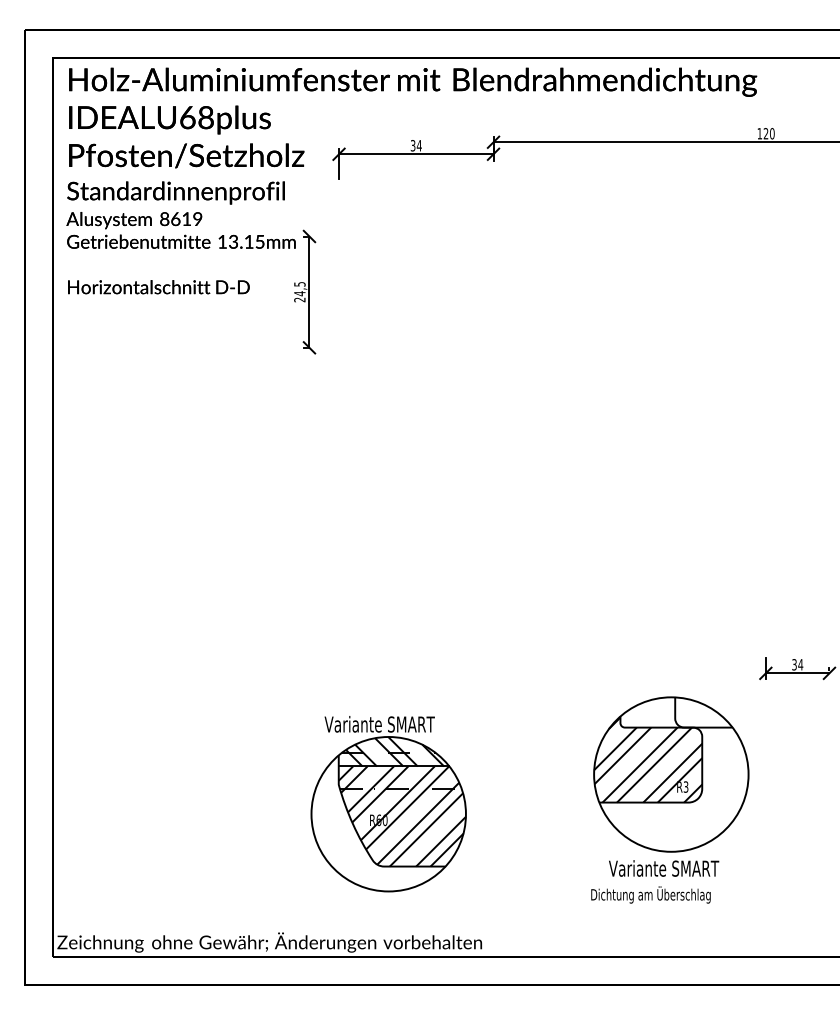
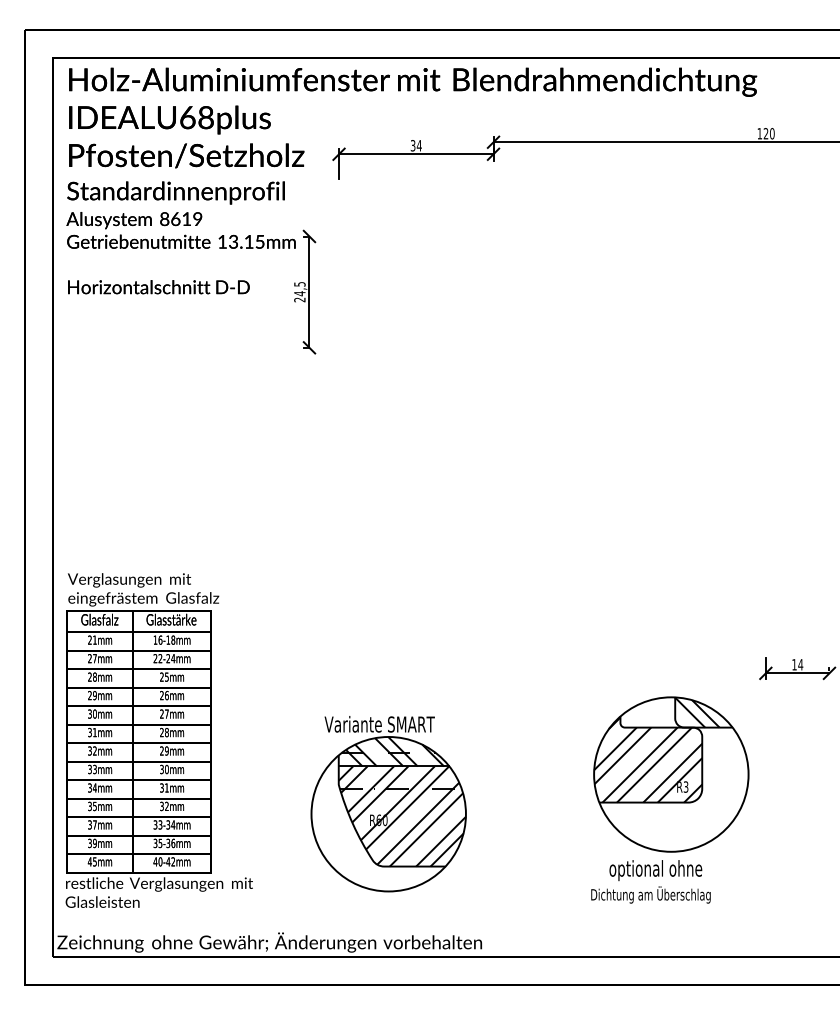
text: 34 -> 14 (794, 664)
hatch: none -> present (697, 712)
part: none -> present (158, 740)
text: Variante SMART -> optional ohne (664, 870)
